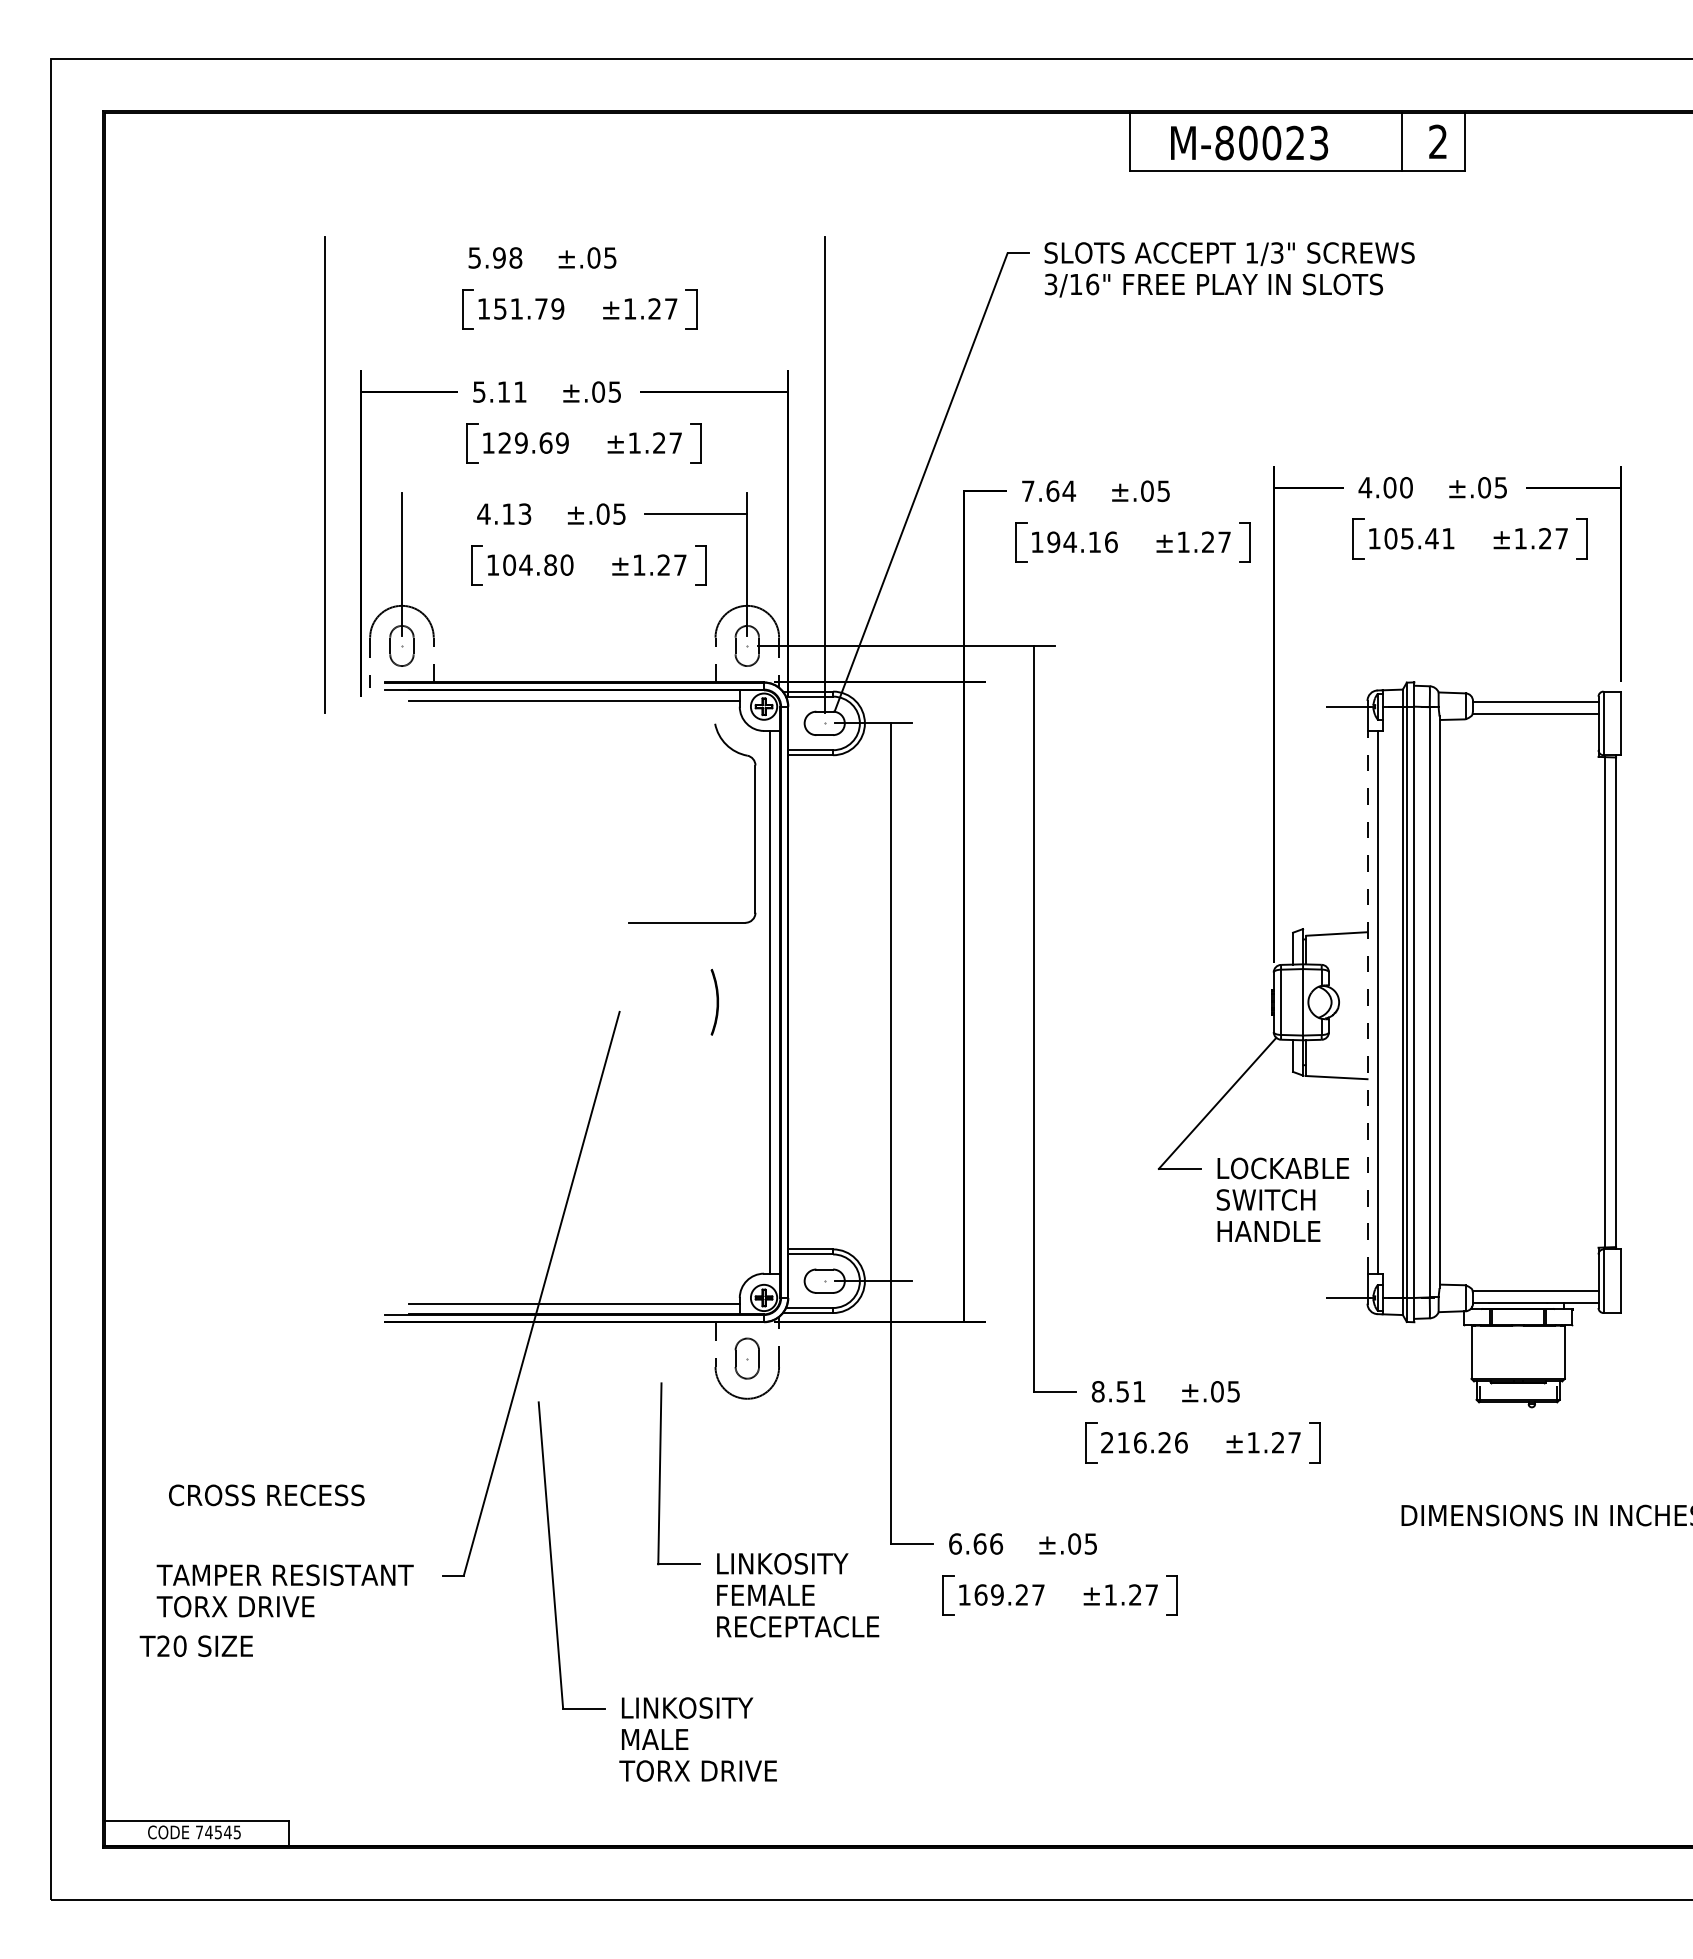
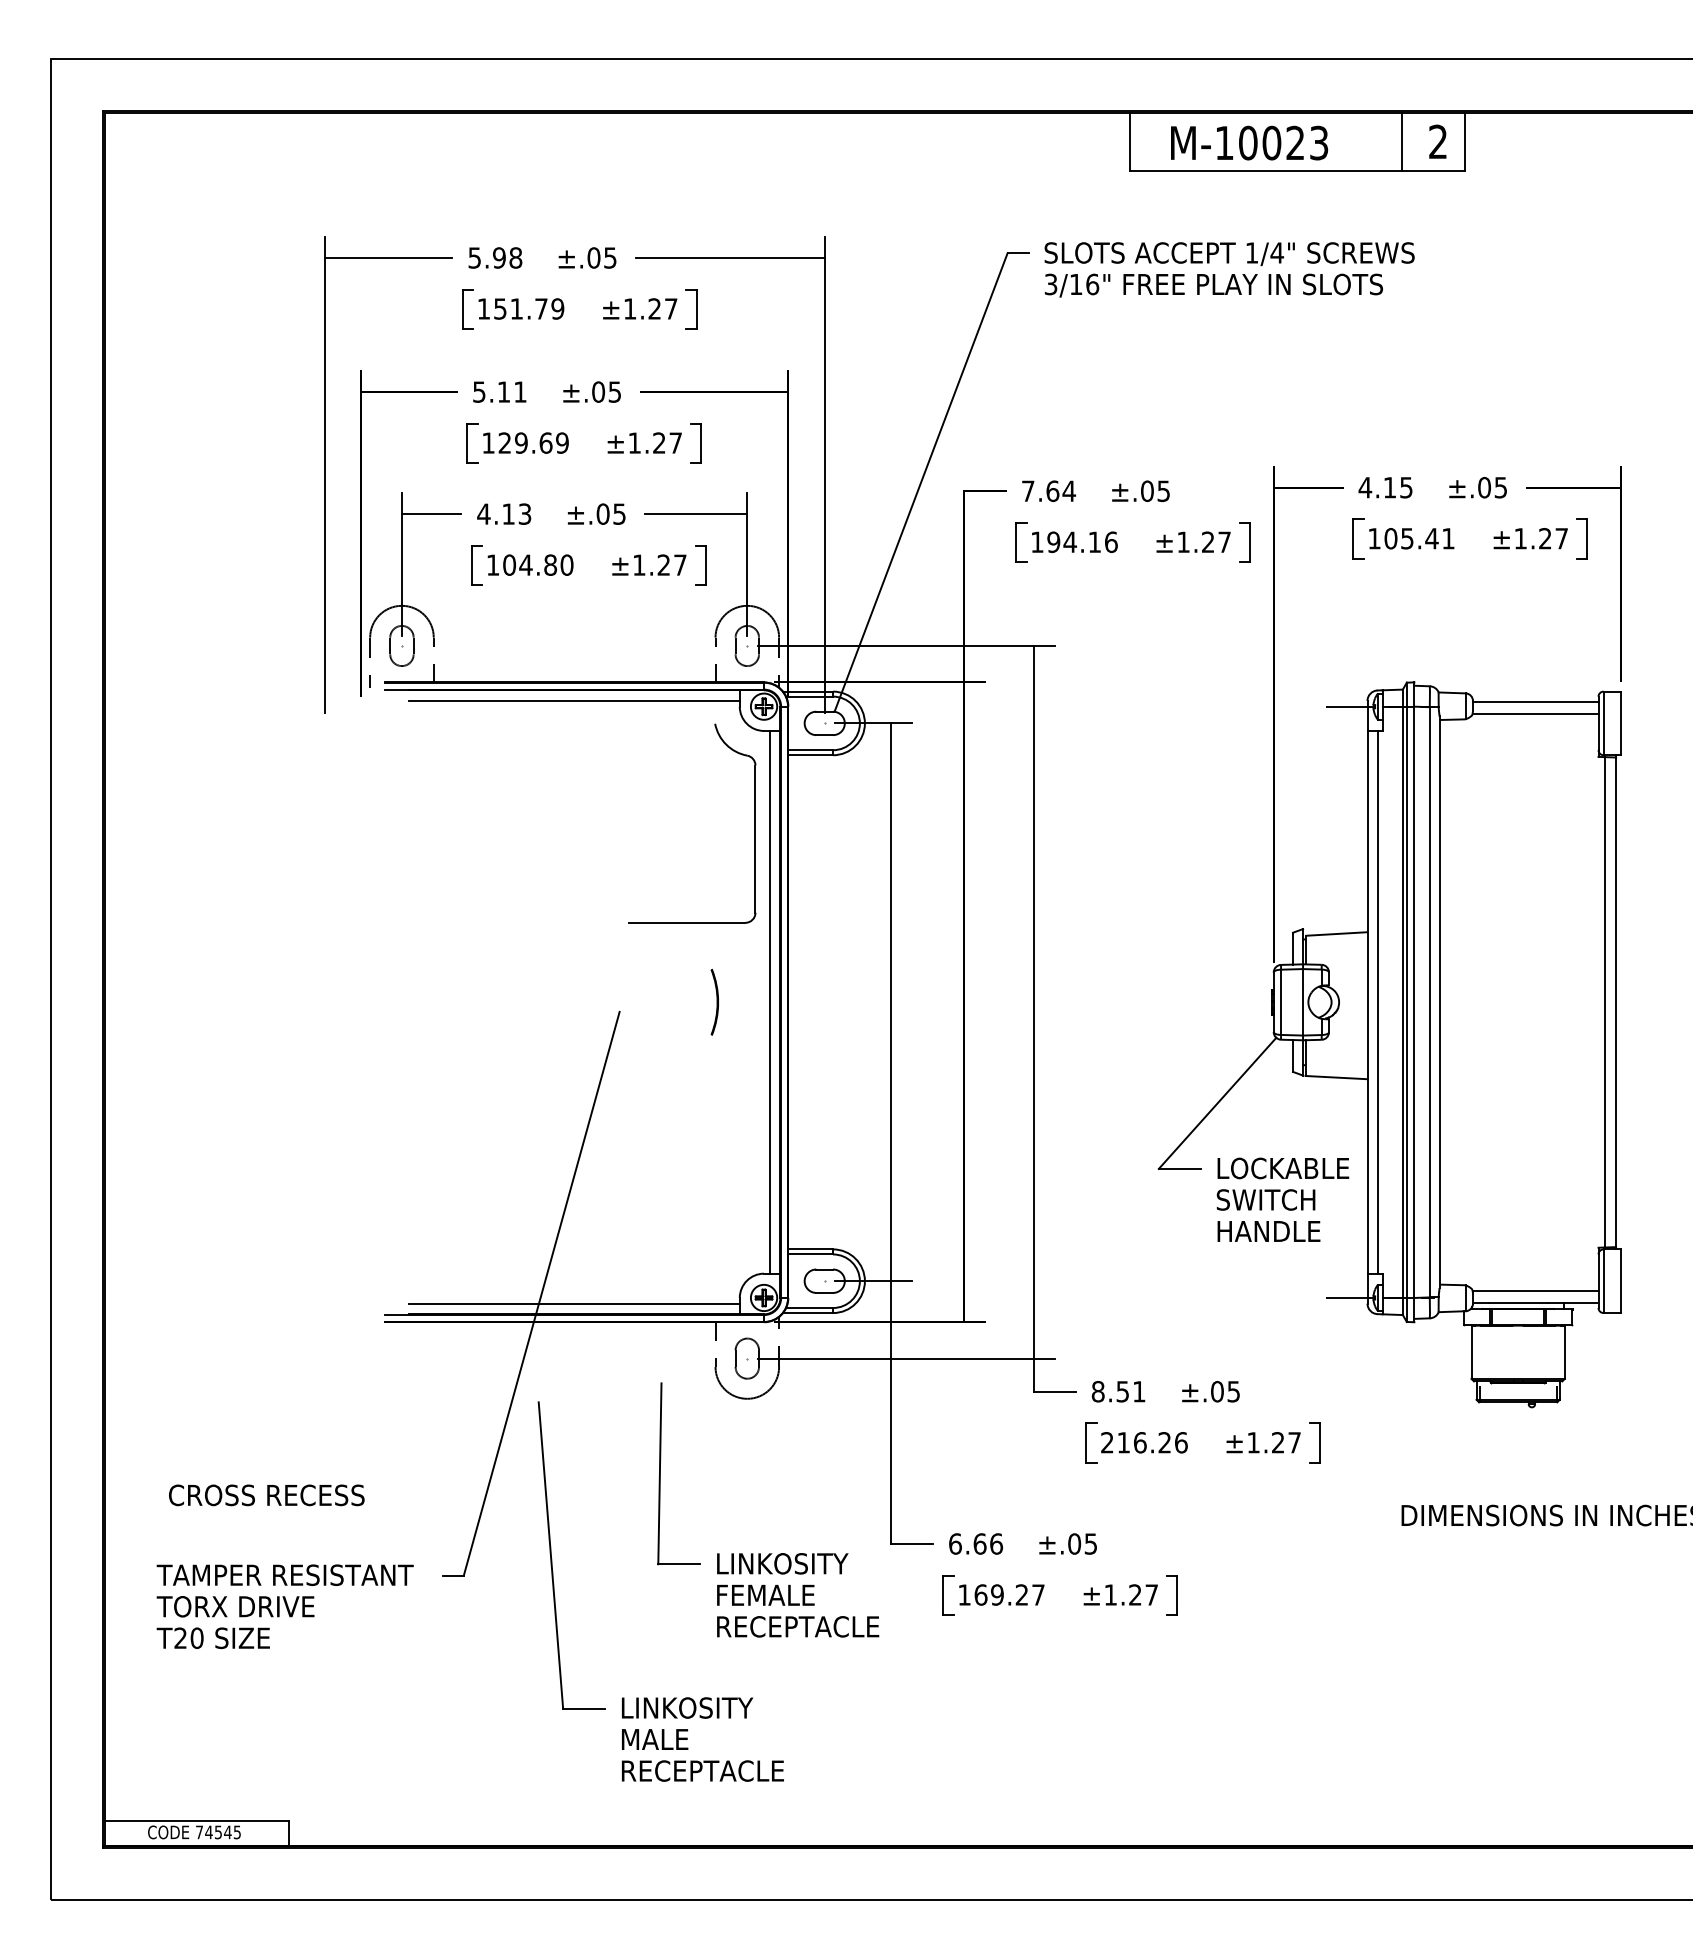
text: M-80023 -> M-10023 (1224, 142)
text: 1/3" -> 1/4" (1276, 252)
line: none -> present (388, 258)
line: none -> present (730, 258)
text: 4.00 -> 4.15 (1397, 487)
line: none -> present (431, 514)
line: dashed -> solid (1367, 1001)
line: none -> present (905, 1358)
text position: (195, 1646) -> (212, 1638) (212, 1638)
text: TORX DRIVE -> RECEPTACLE (701, 1770)
